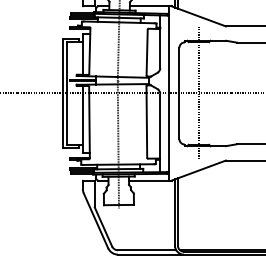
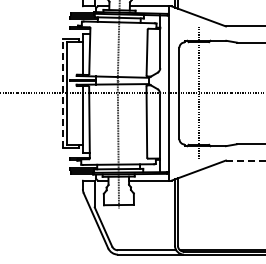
line: solid -> dashed (62, 93)
line: solid -> dashed (245, 160)
